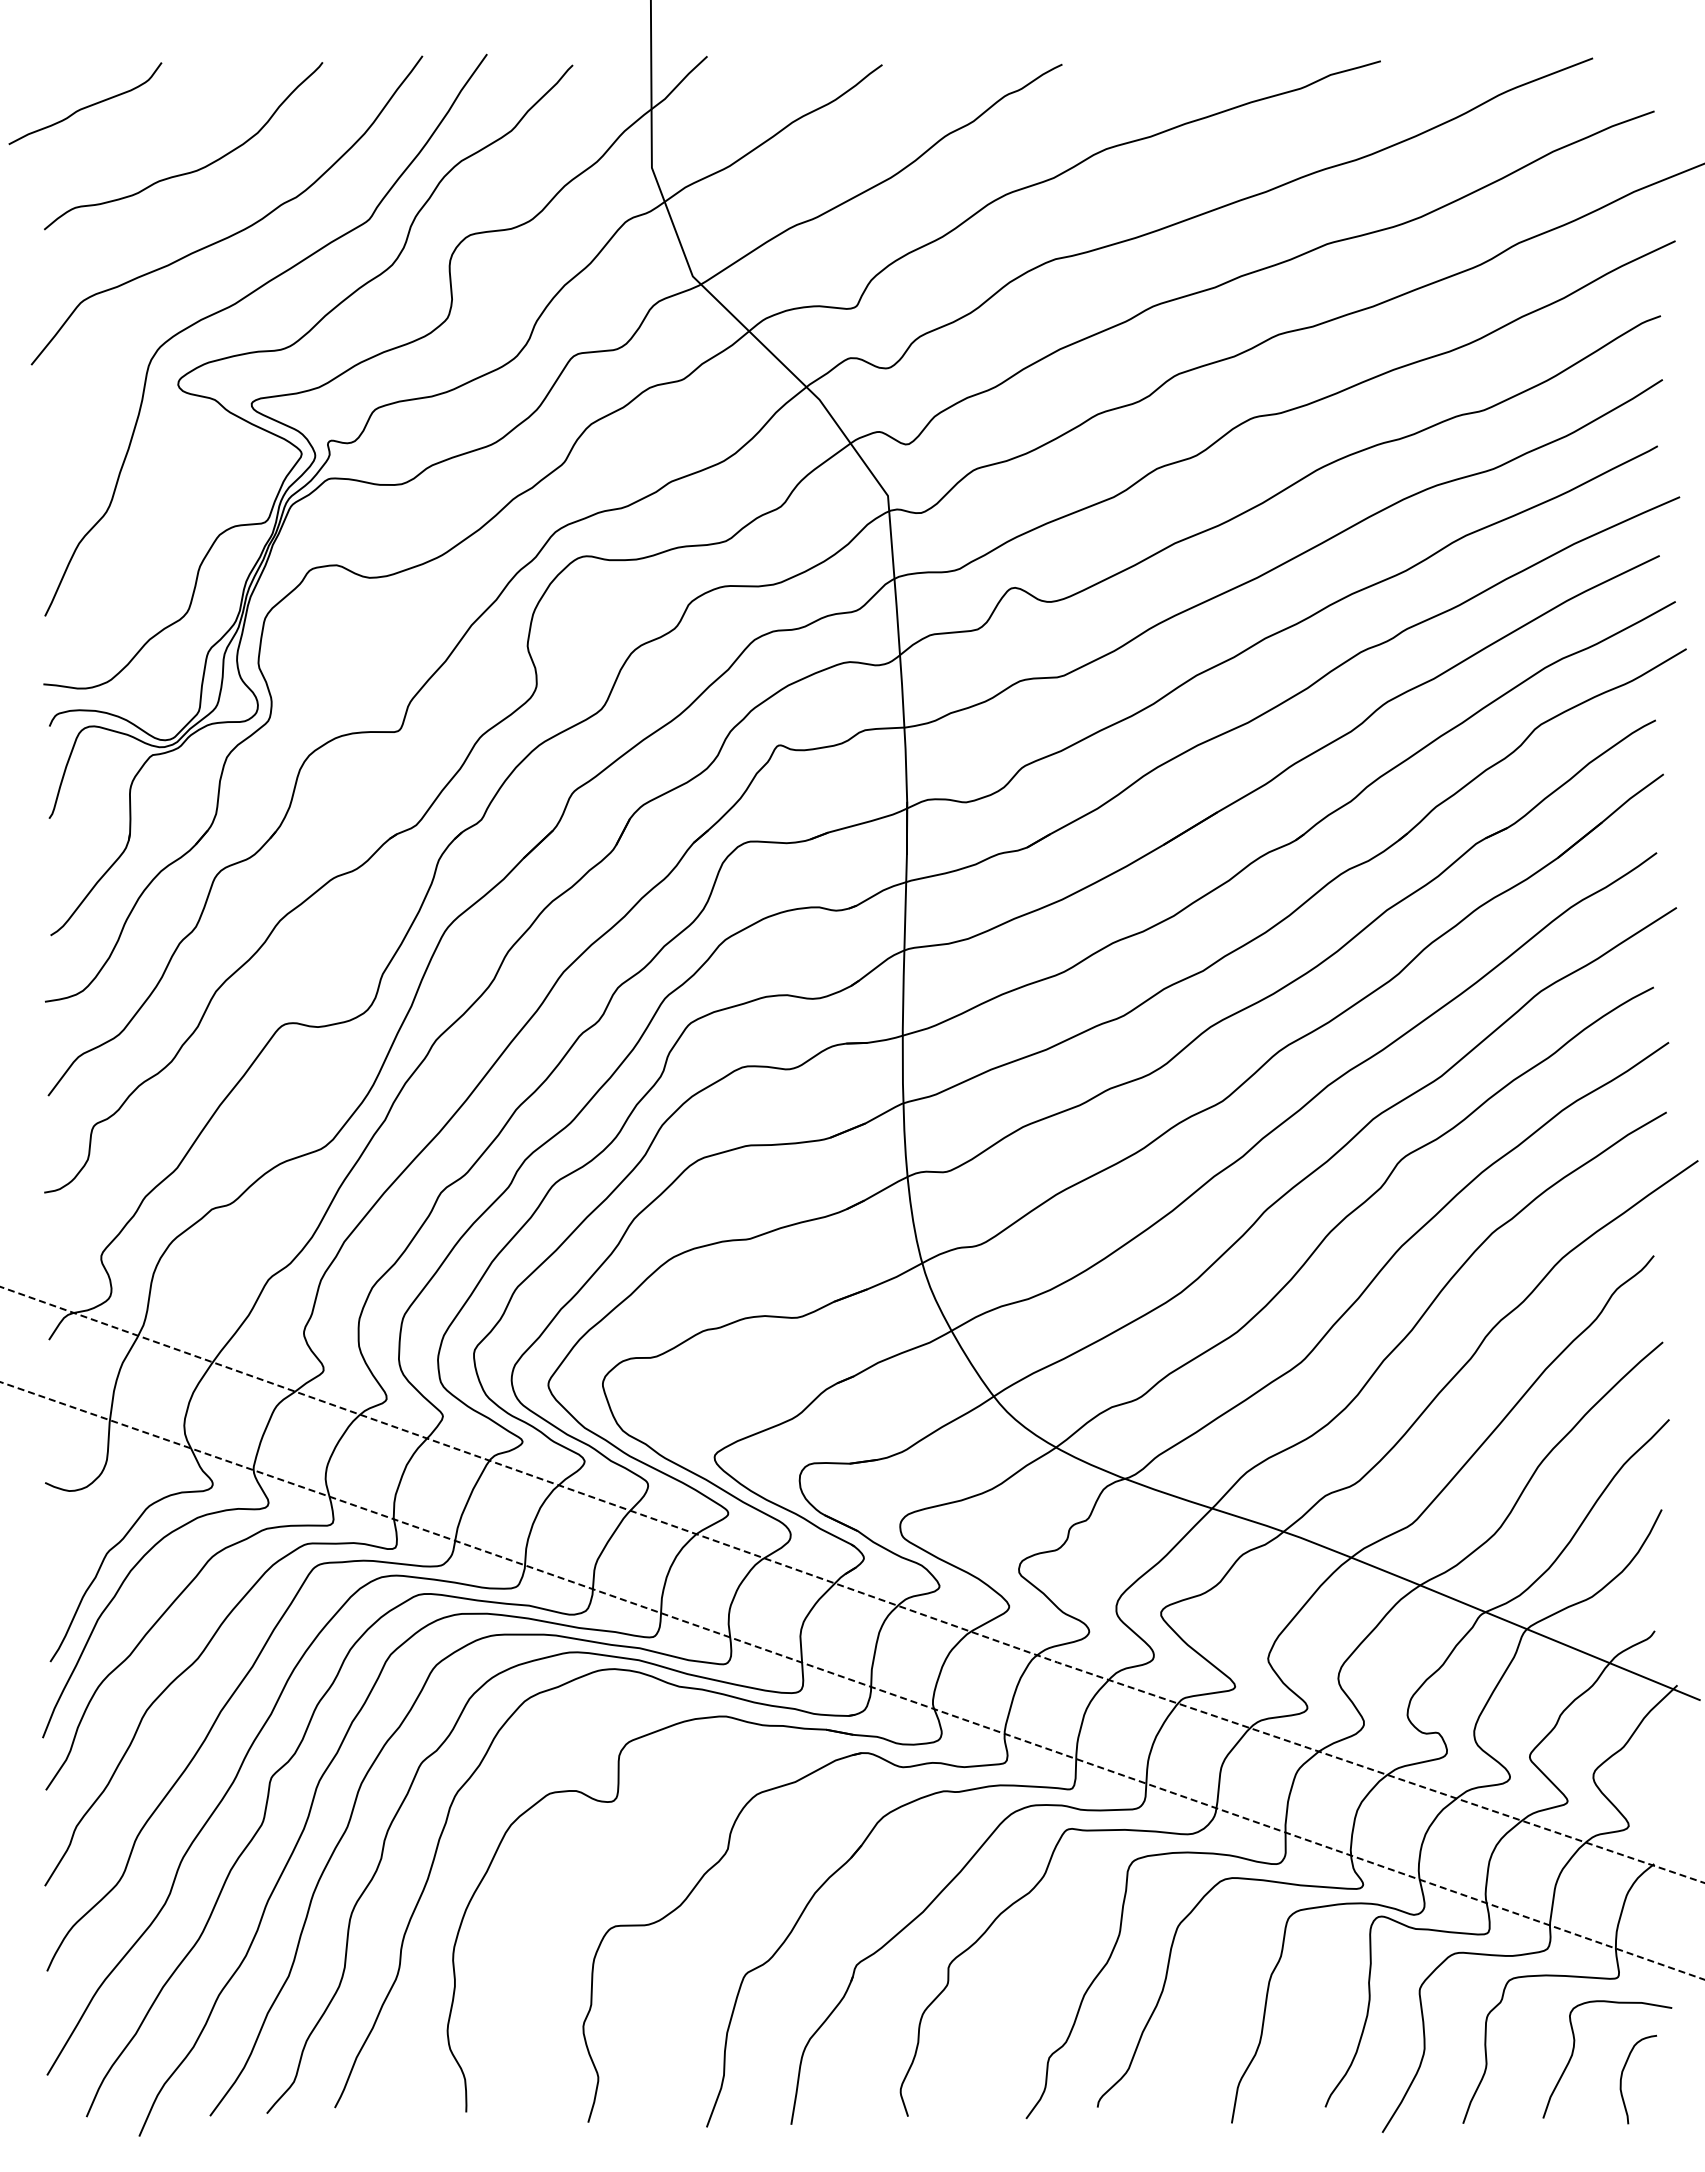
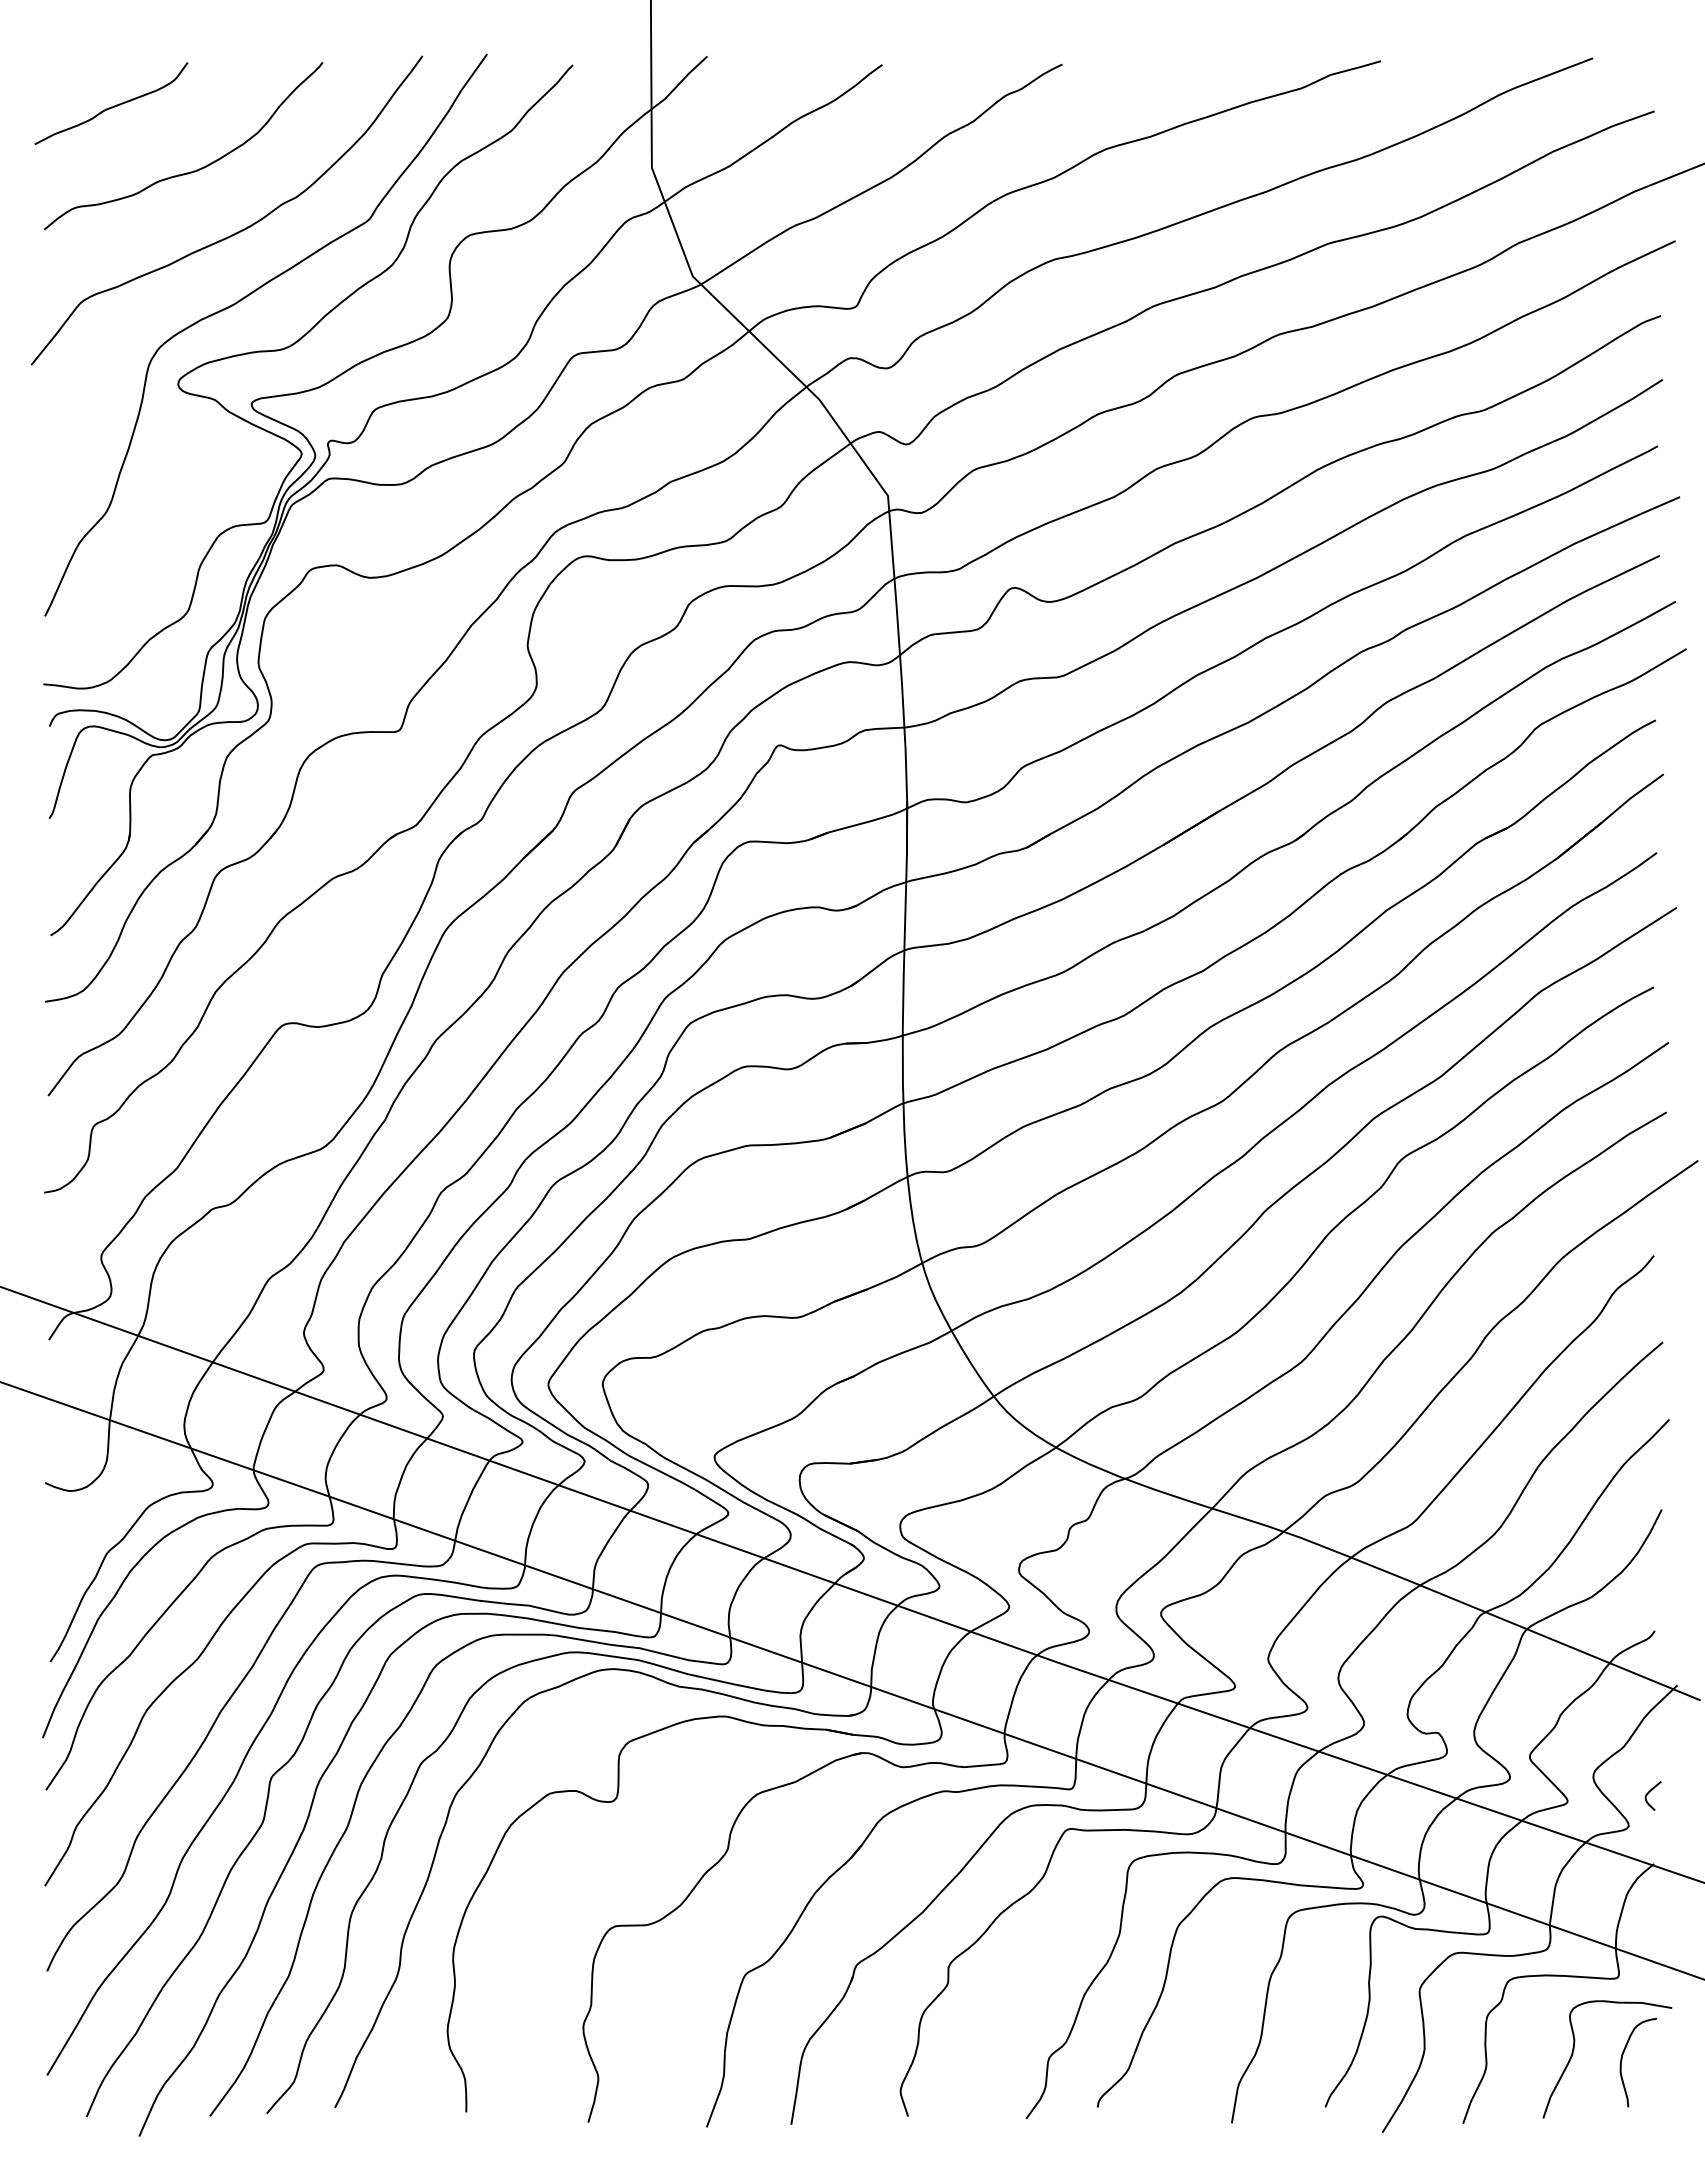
curve position: (85, 106) -> (111, 106) (111, 106)
line: dashed -> solid (852, 1589)
line: dashed -> solid (851, 1680)
curve: none -> present (1649, 1793)
curve position: (1622, 2077) -> (1622, 2060) (1622, 2060)
